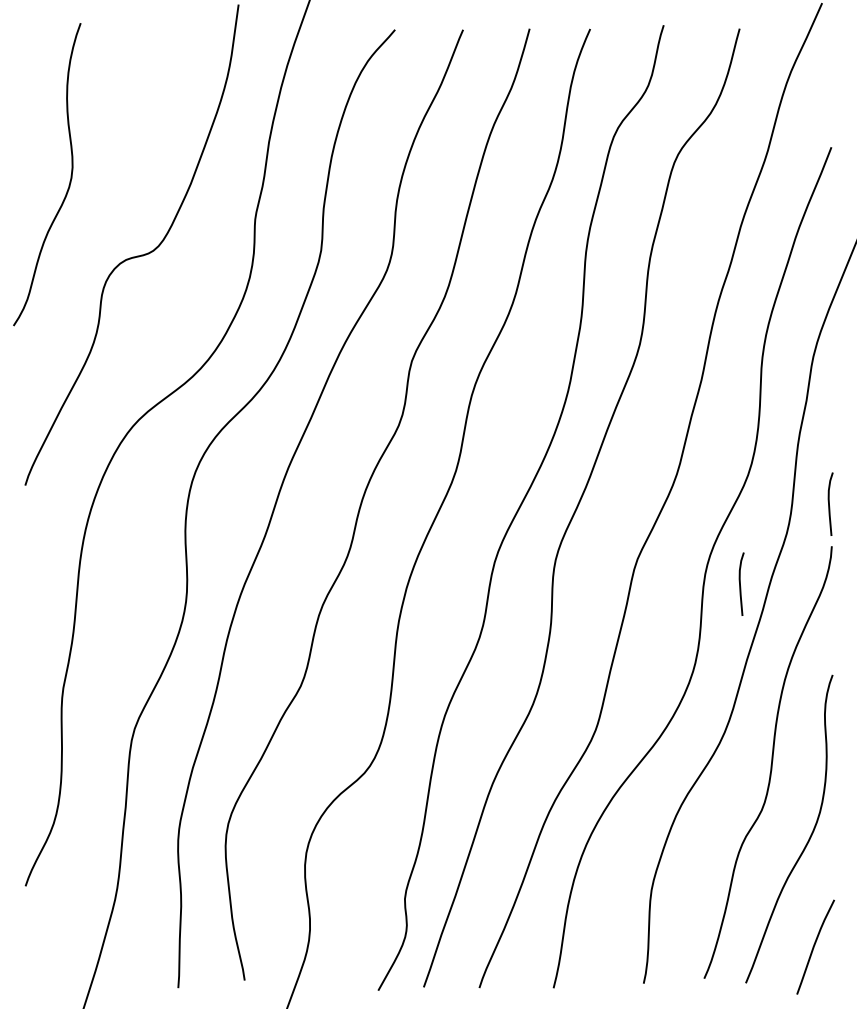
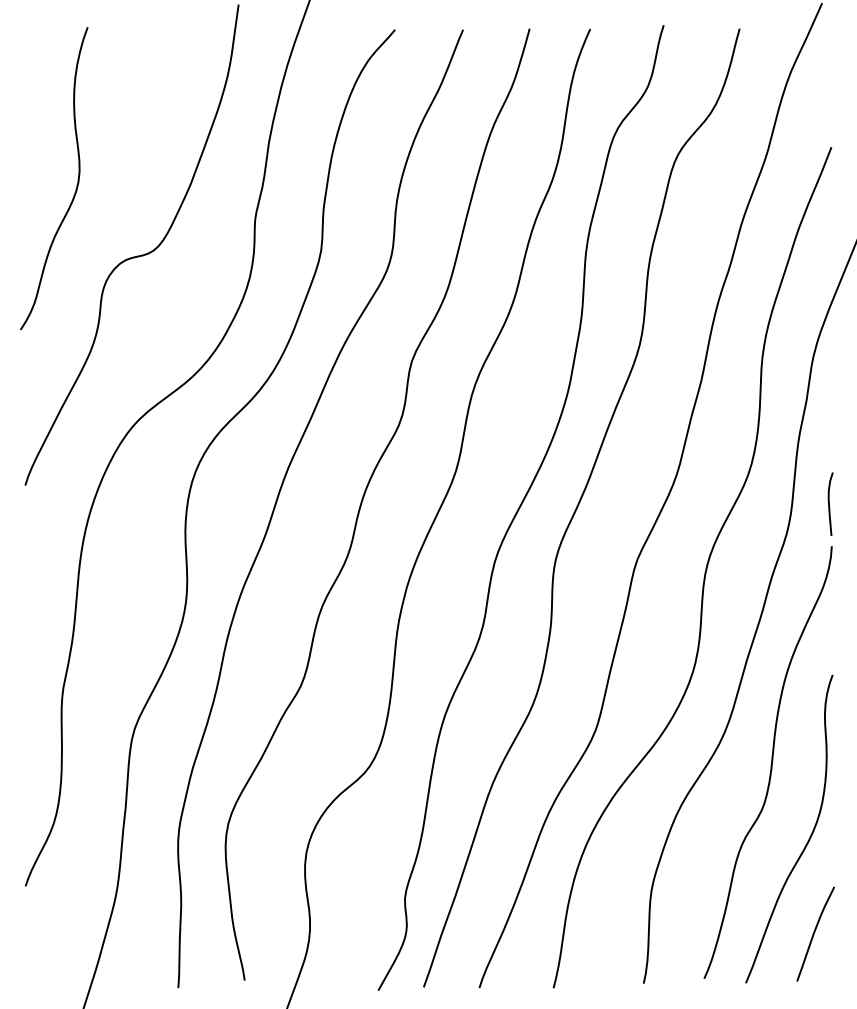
curve position: (70, 175) -> (77, 179) (77, 179)
curve: present -> none (740, 583)
curve position: (815, 945) -> (815, 932) (815, 932)
